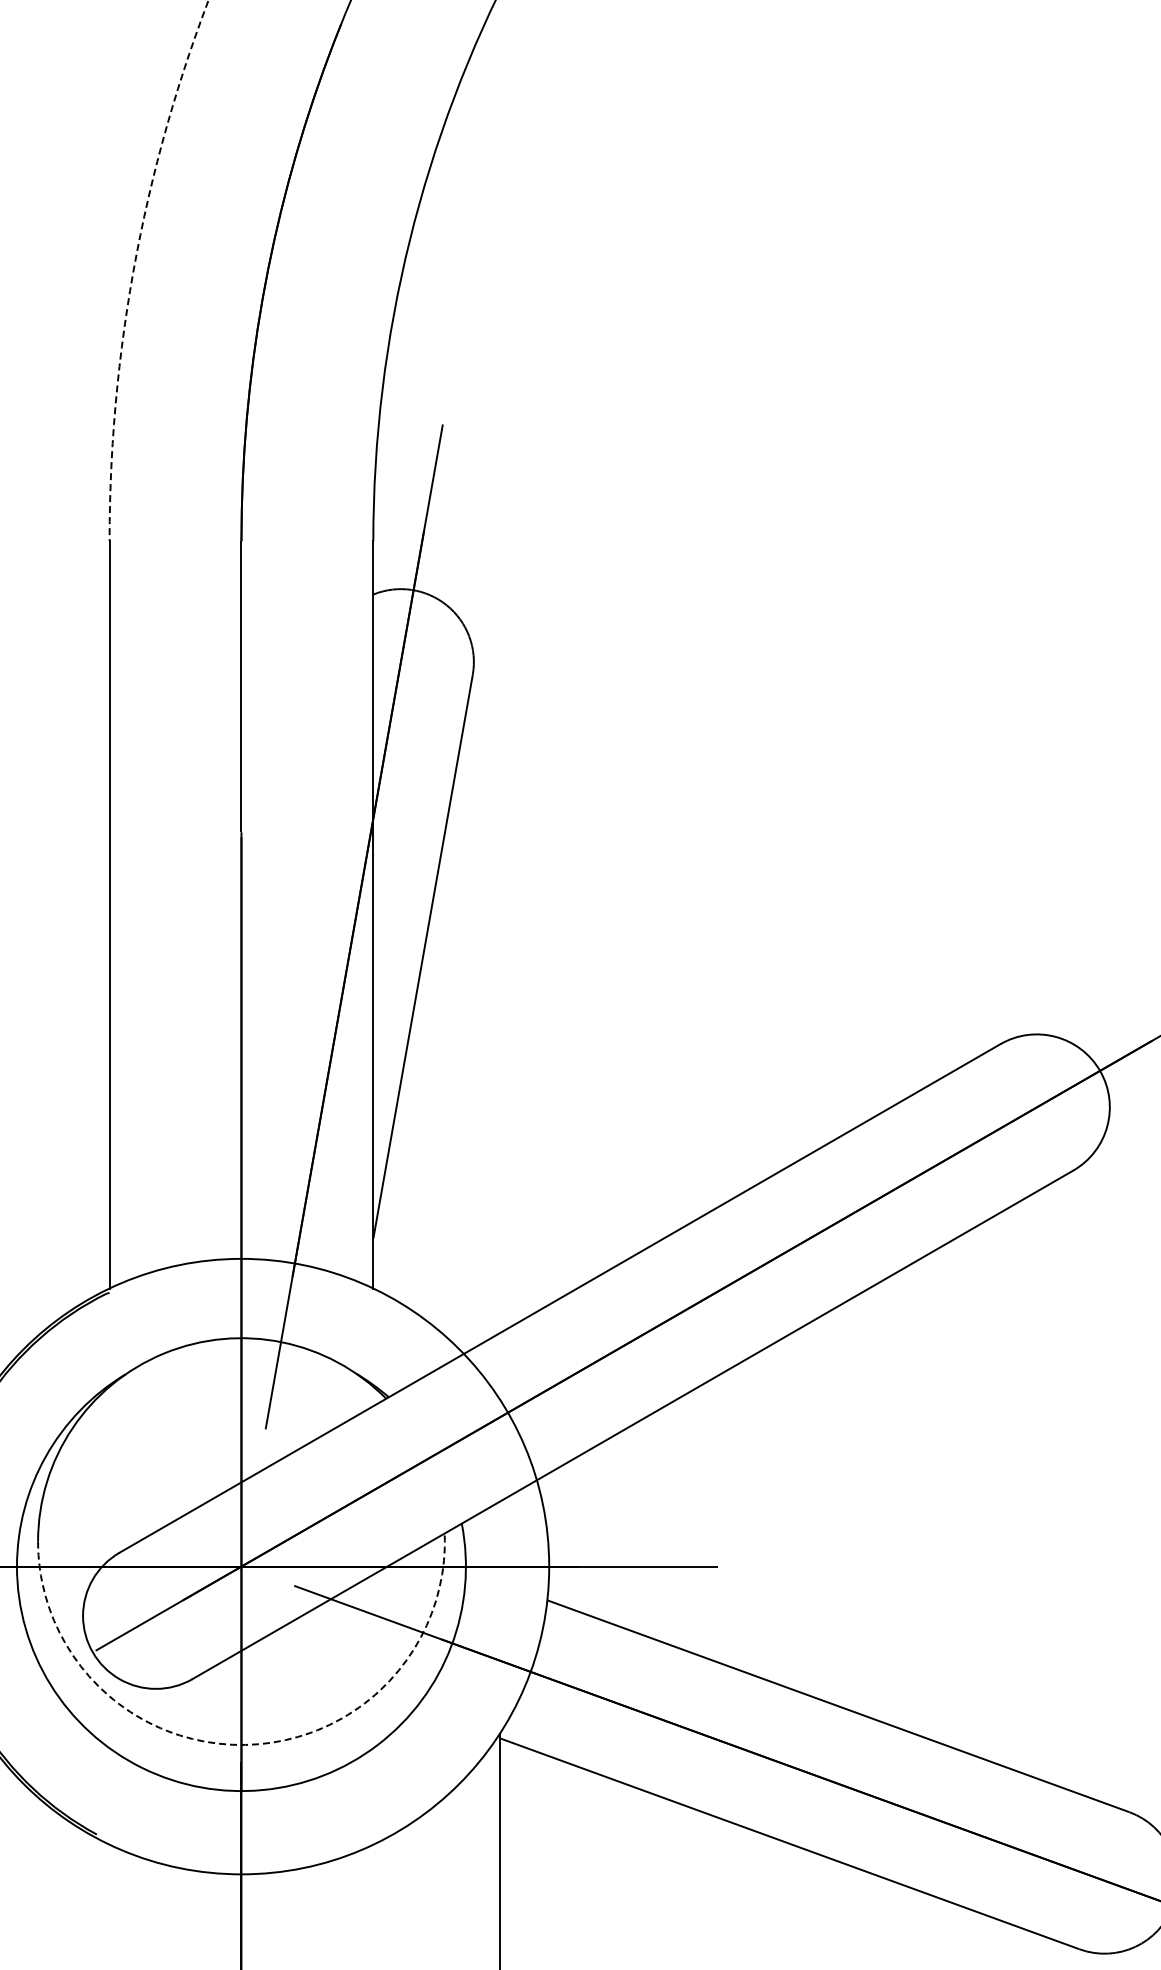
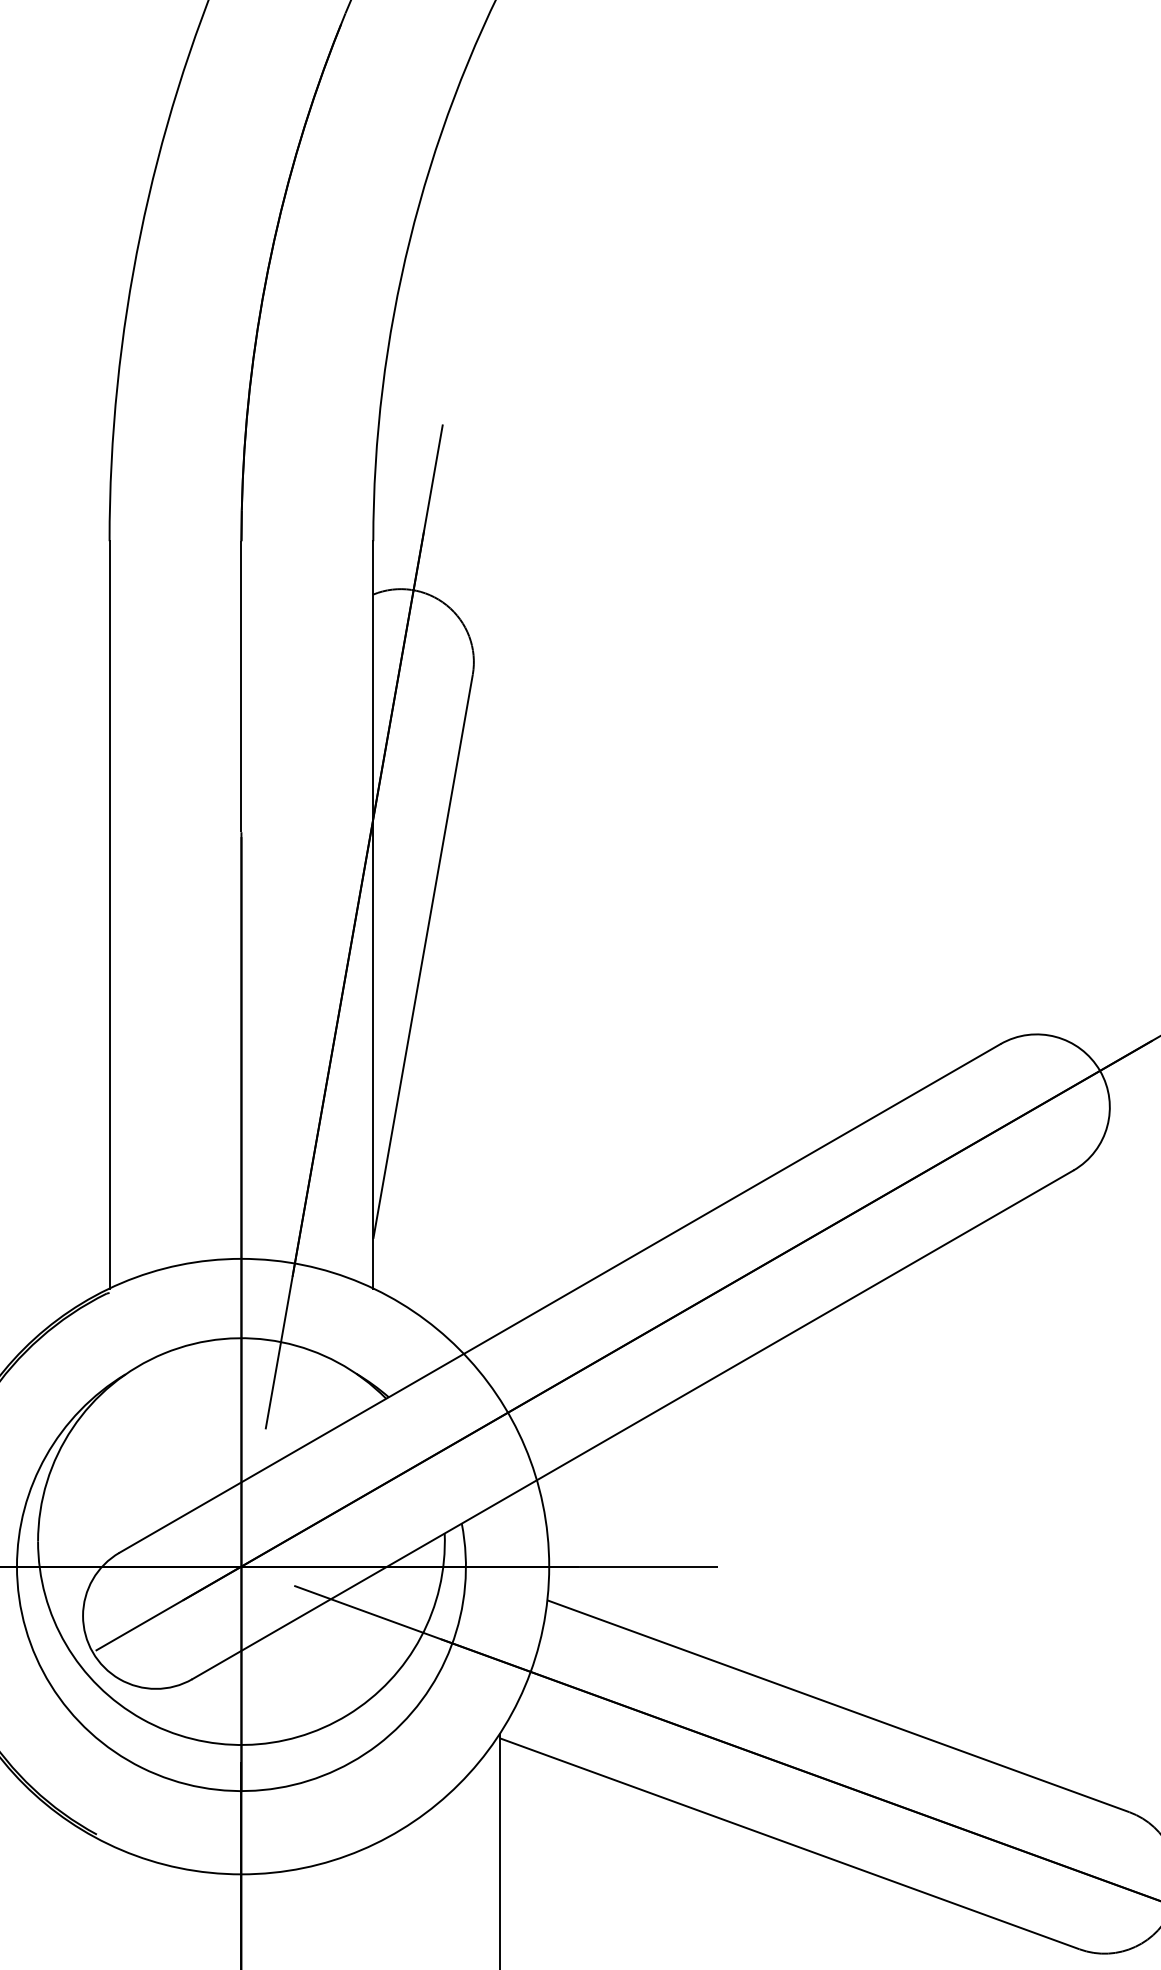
arc: dashed -> solid (134, 267)
arc: dashed -> solid (245, 1744)
